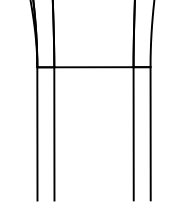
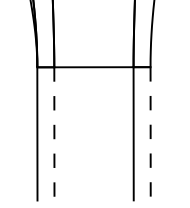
line: solid -> dashed (54, 133)
line: solid -> dashed (150, 133)
